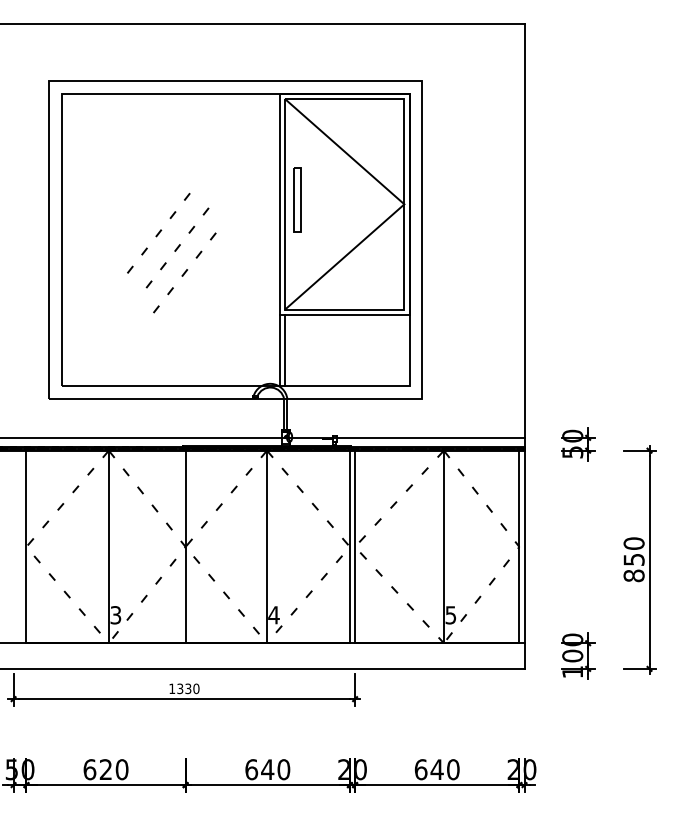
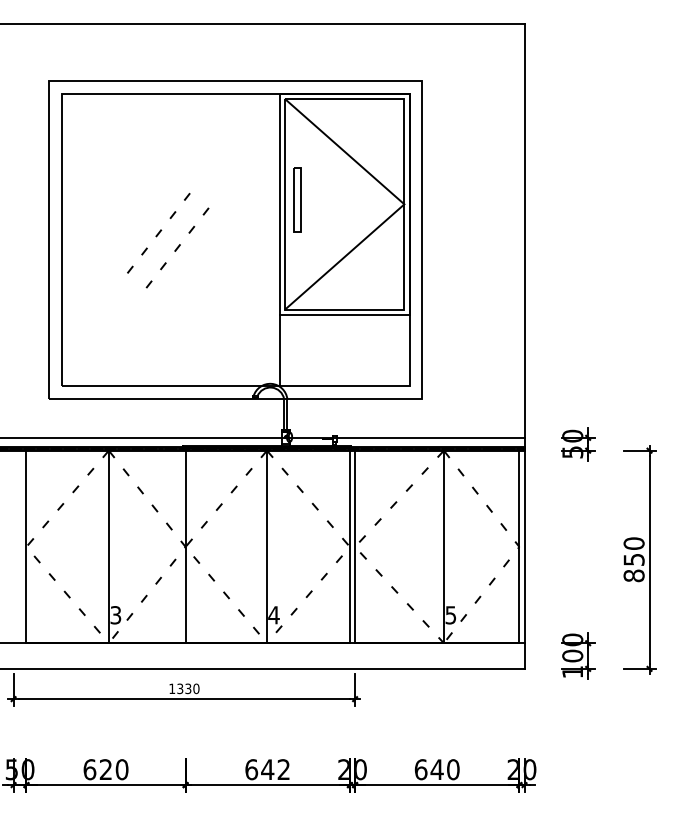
line: present -> none (184, 272)
line: present -> none (284, 350)
text: 640 -> 642 (283, 769)
